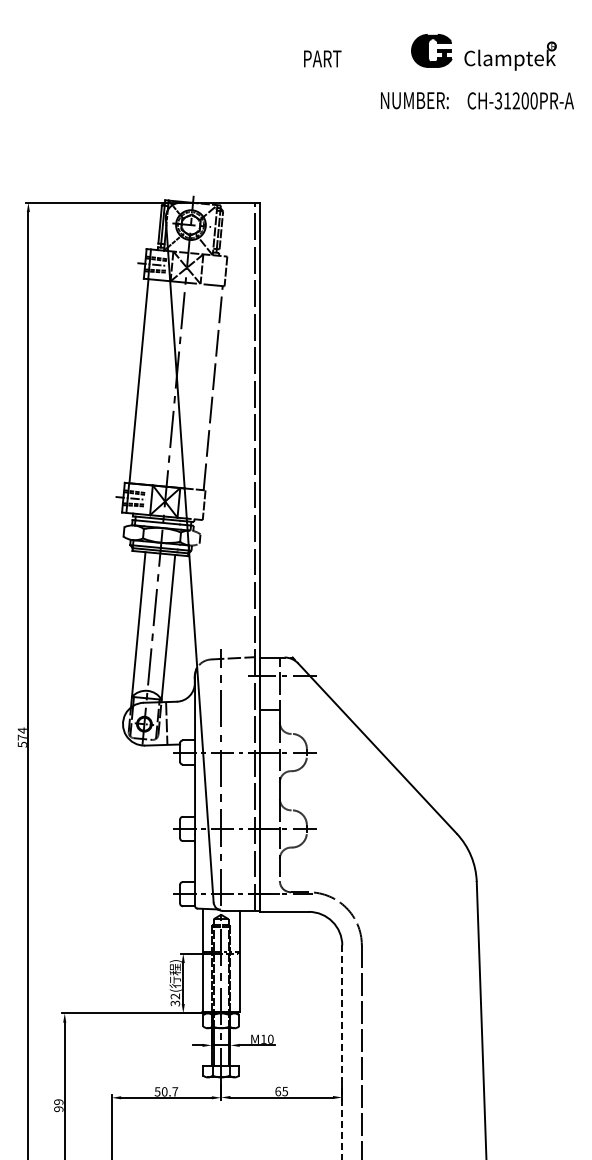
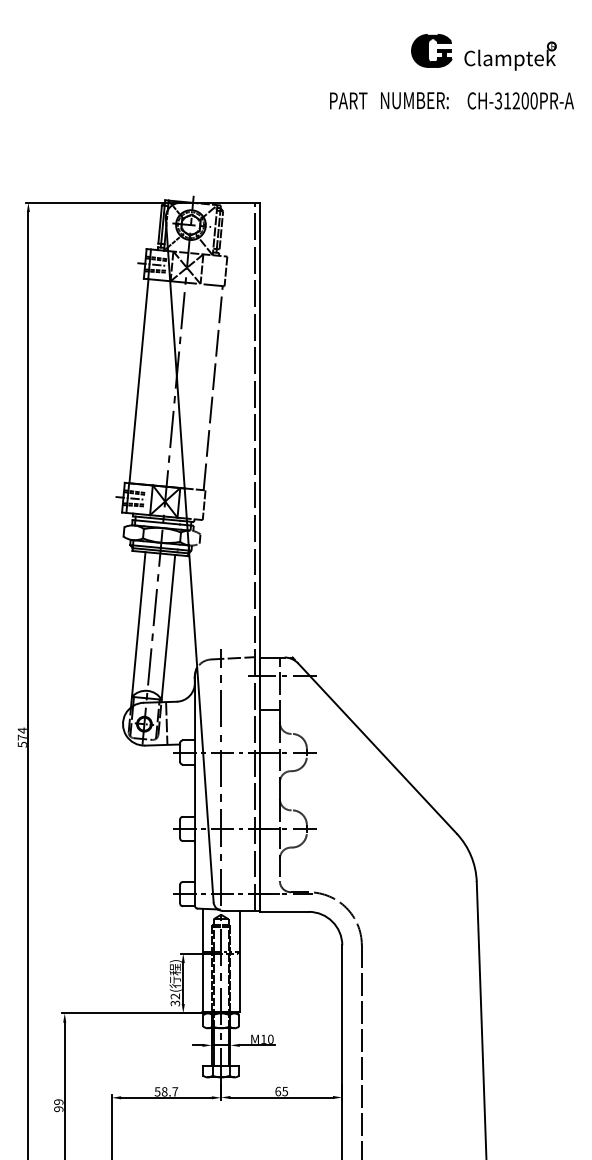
text position: (322, 58) -> (348, 100) (348, 100)
line: dashed -> solid (342, 1052)
text: 50.7 -> 58.7 (164, 1091)
